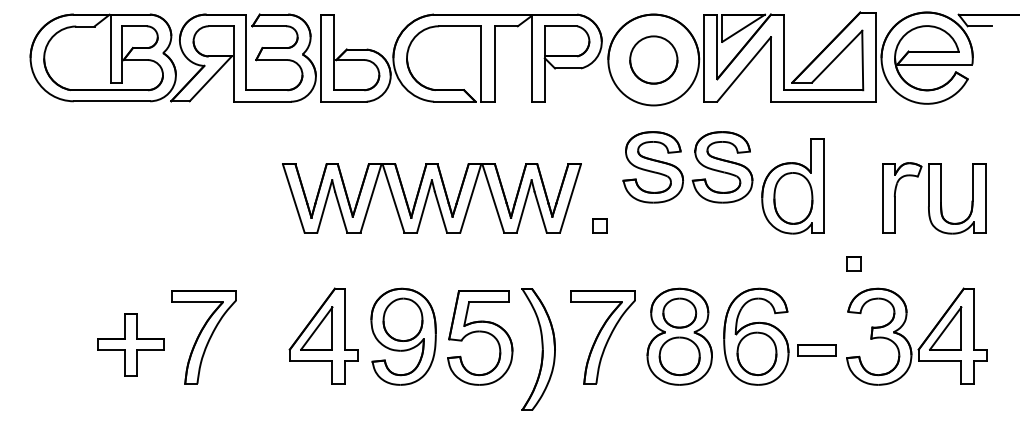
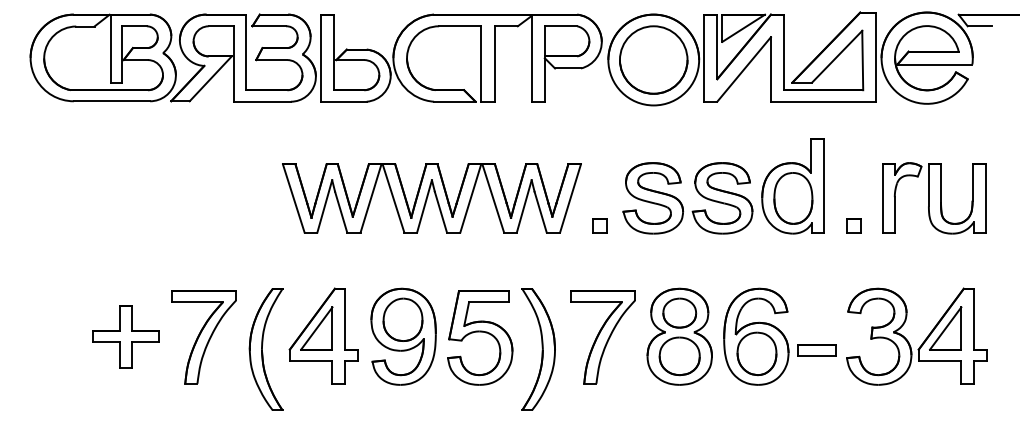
circle size: 50x50 px -> 70x70 px (653, 59)
part position: (682, 172) -> (682, 203) (682, 203)
part position: (853, 263) -> (853, 225) (853, 225)
part position: (130, 344) -> (125, 336) (125, 336)
part: none -> present (265, 349)
